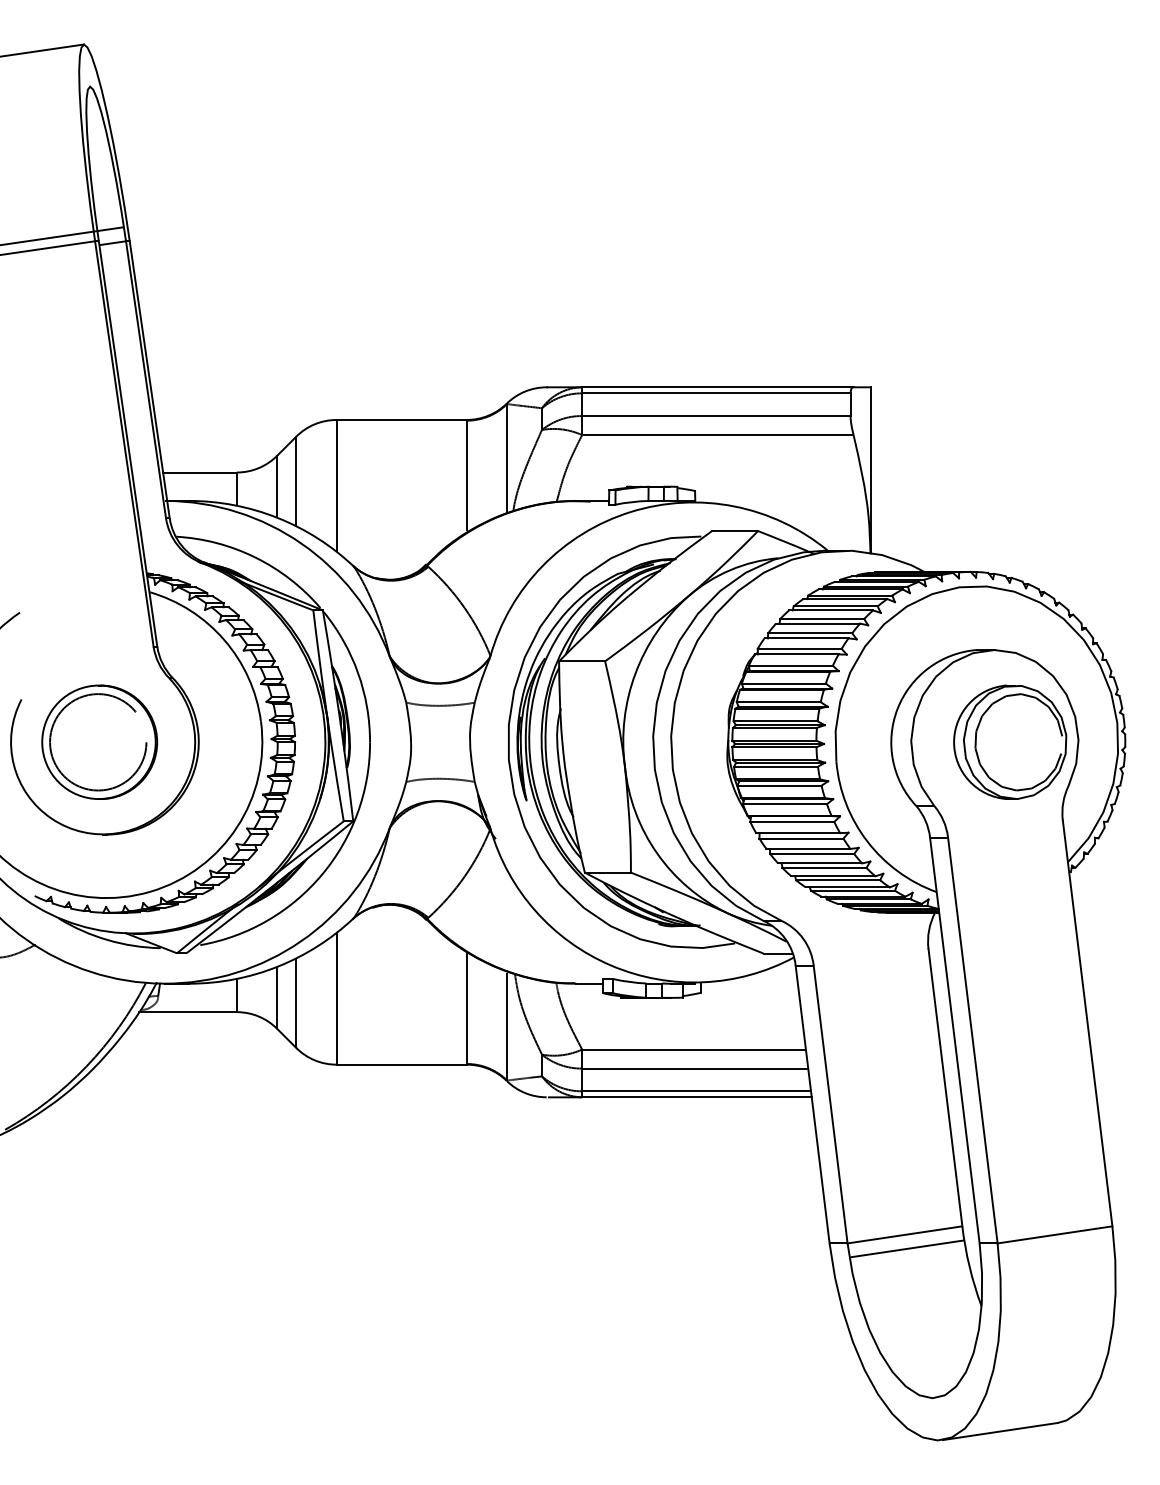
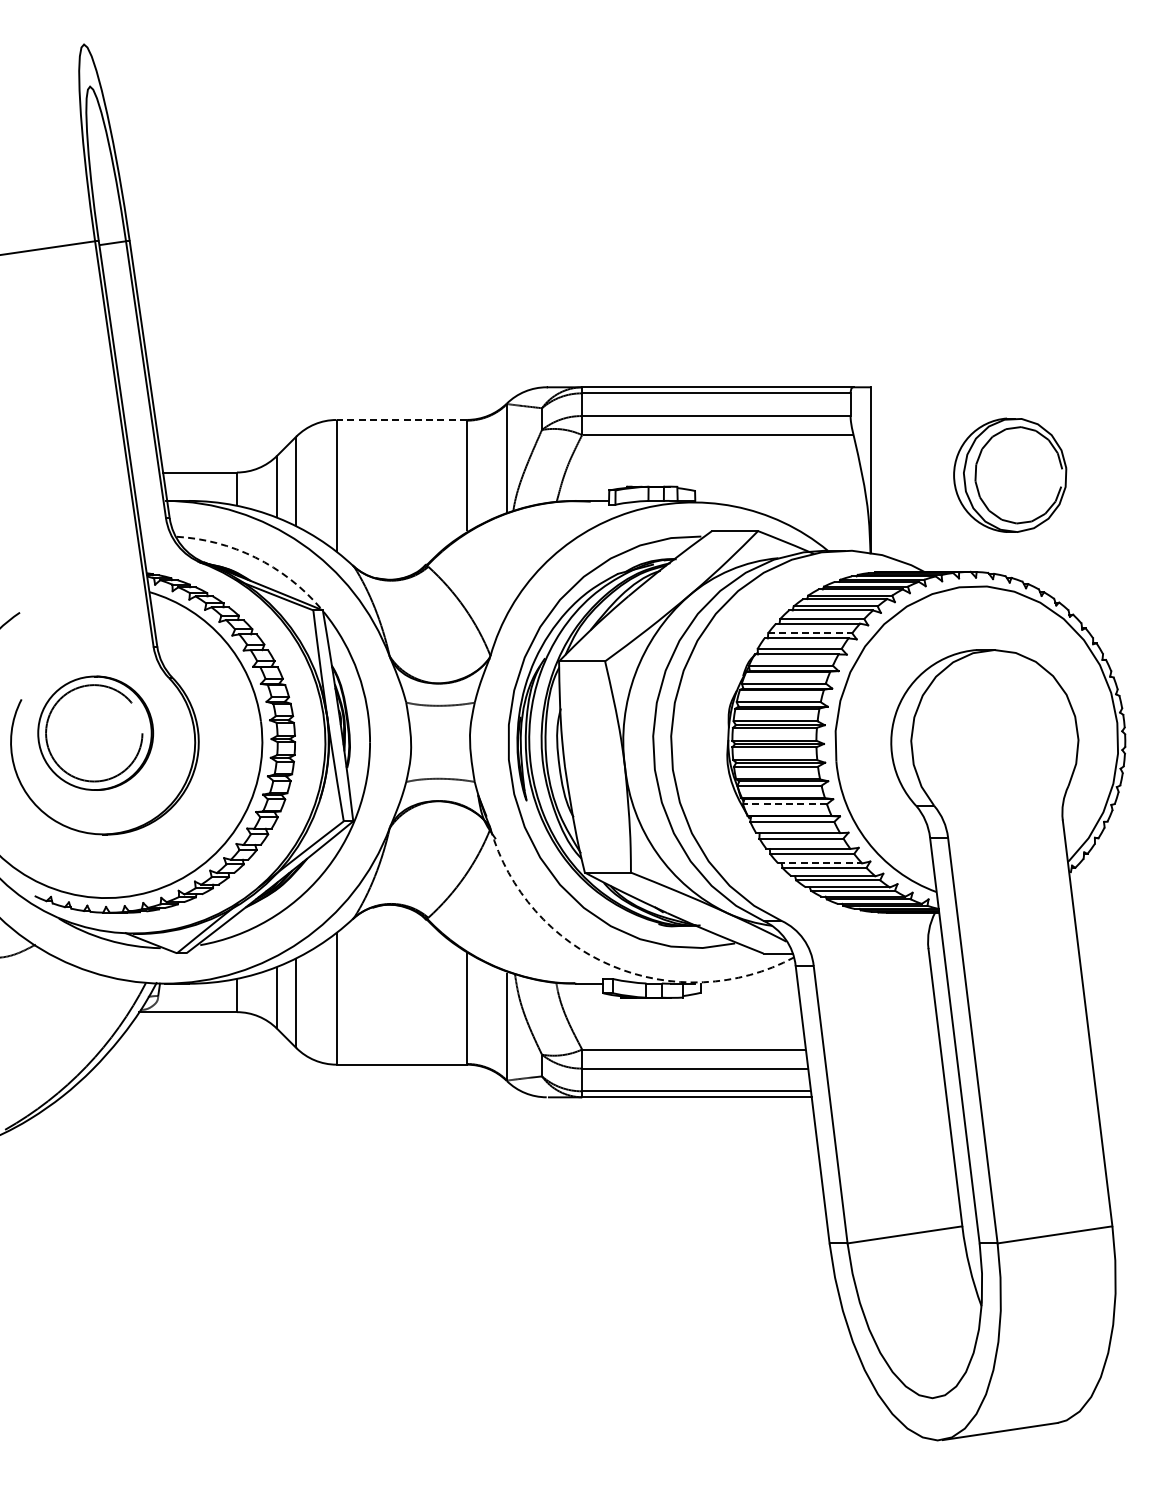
line: present -> none (42, 50)
line: present -> none (63, 235)
line: solid -> dashed (401, 419)
arc: solid -> dashed (255, 557)
line: solid -> dashed (810, 633)
part position: (99, 741) -> (95, 732) (95, 732)
part position: (1010, 741) -> (1010, 474) (1010, 474)
line: solid -> dashed (784, 804)
line: solid -> dashed (820, 863)
arc: solid -> dashed (611, 965)
line: present -> none (906, 1248)
